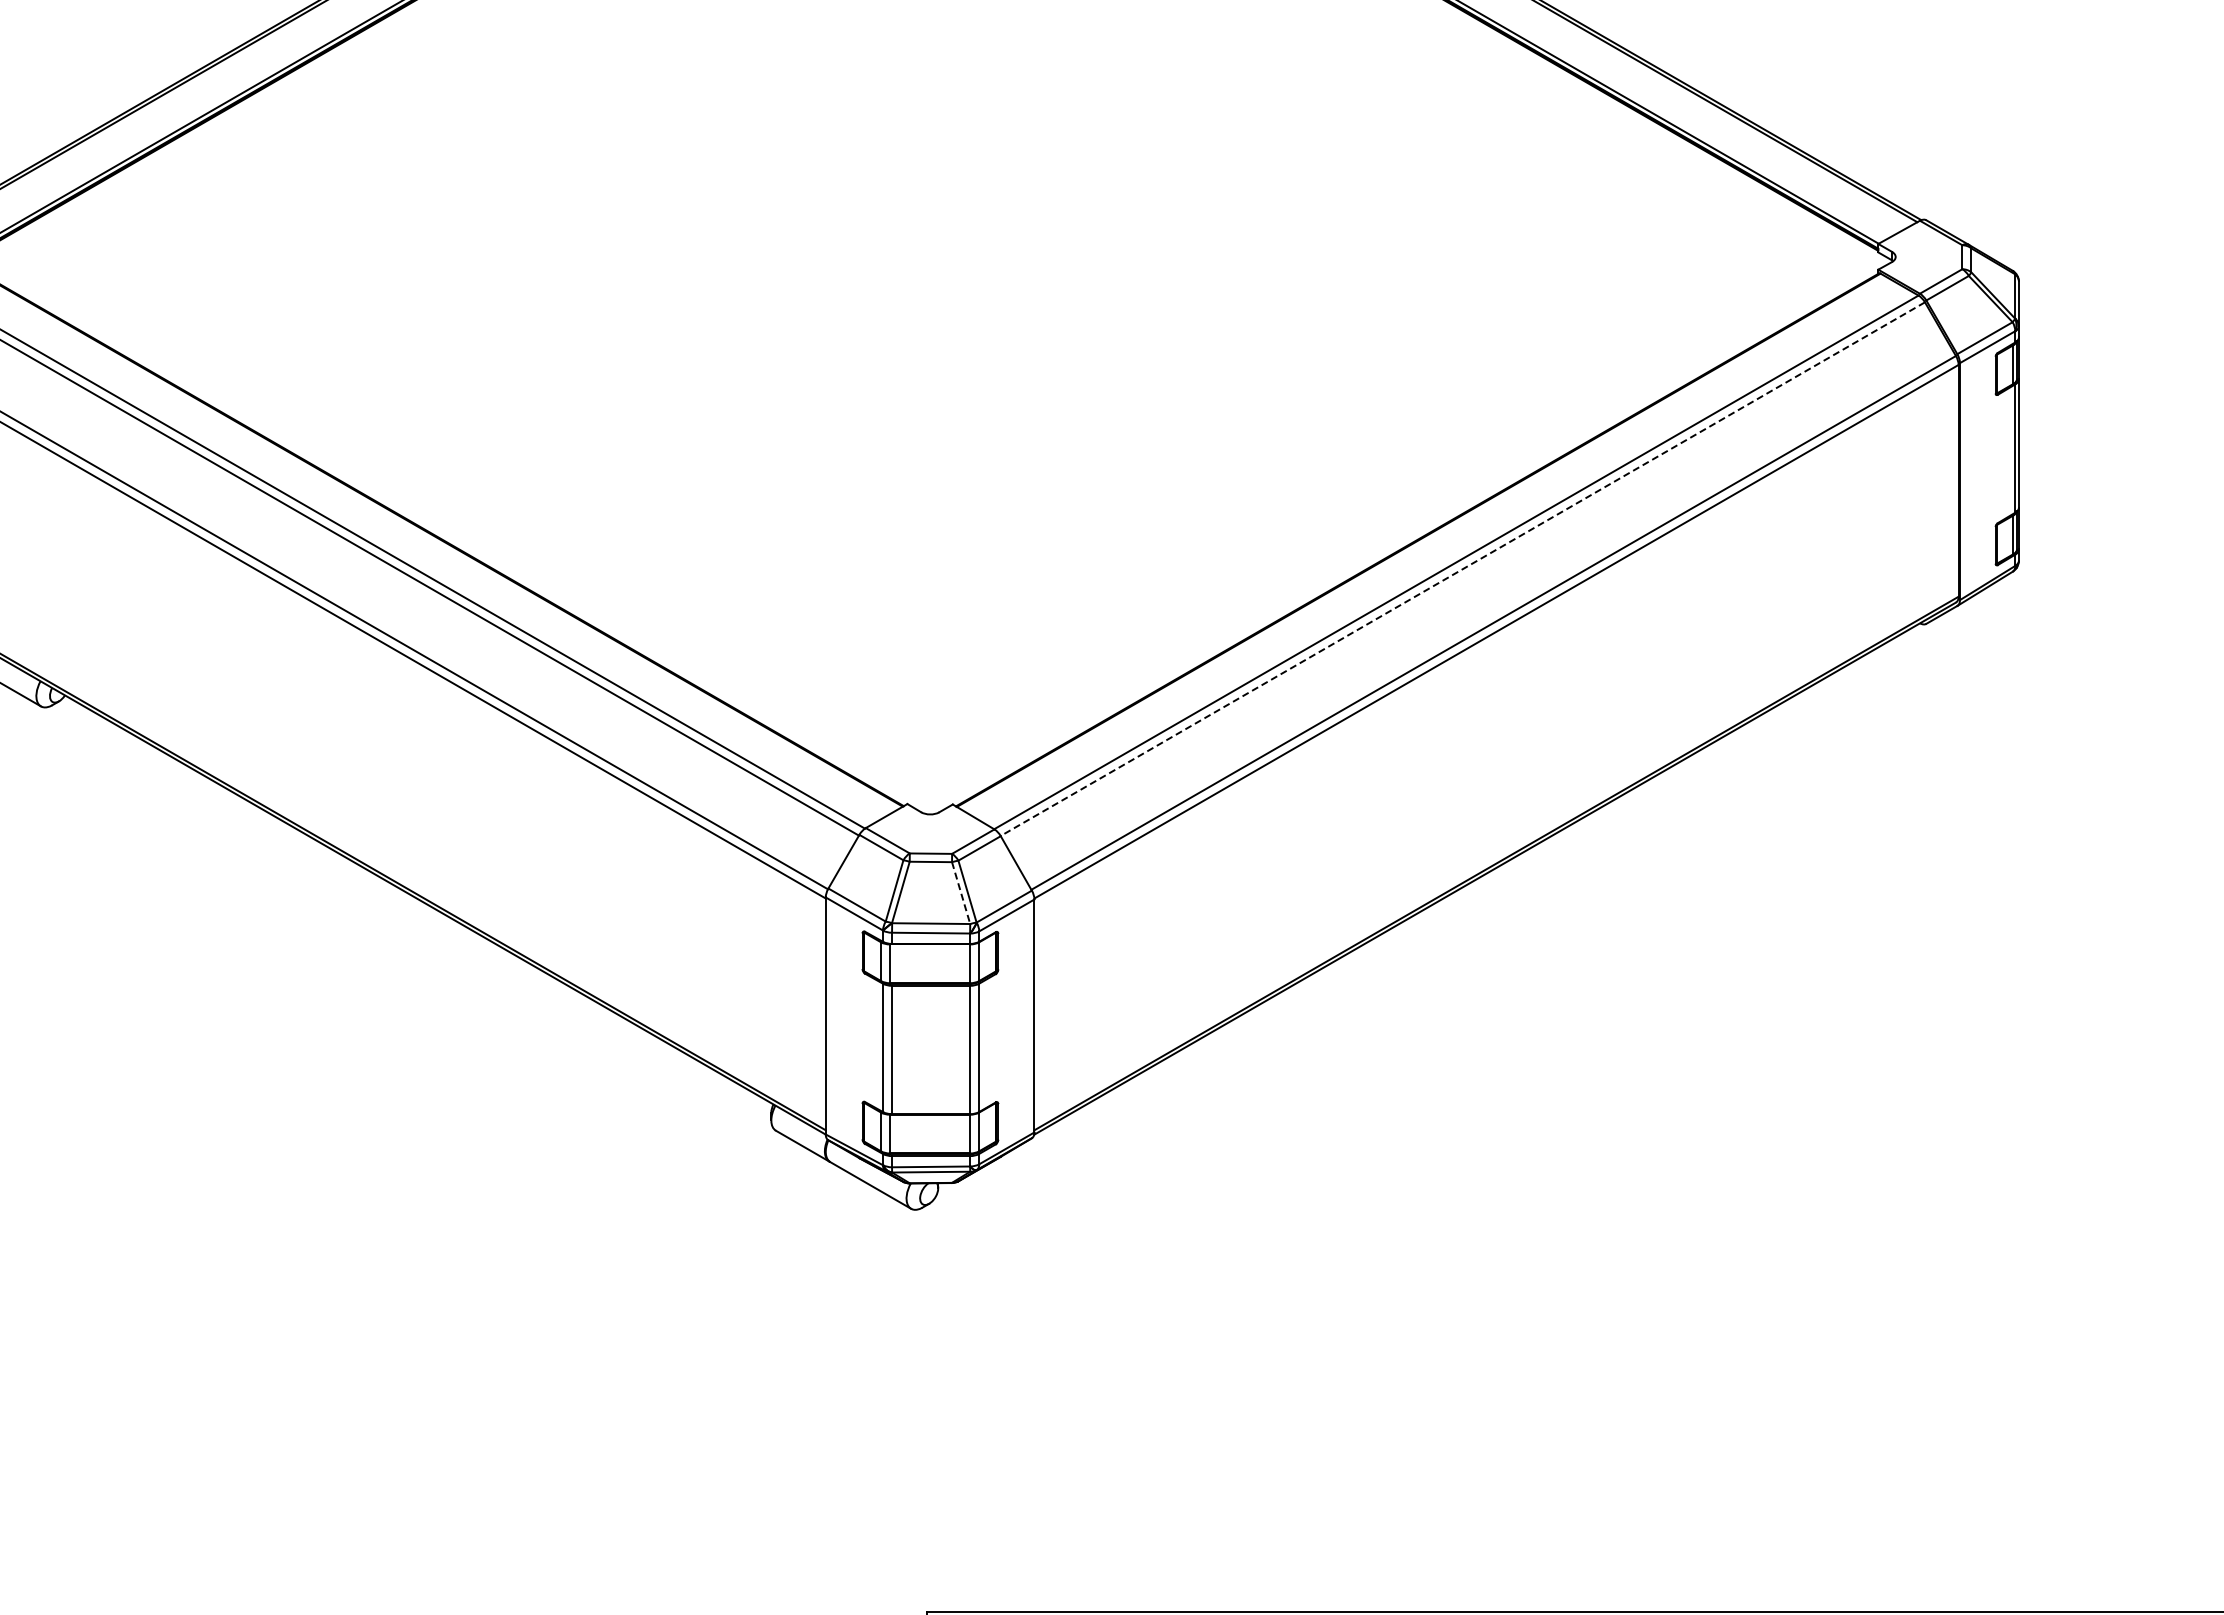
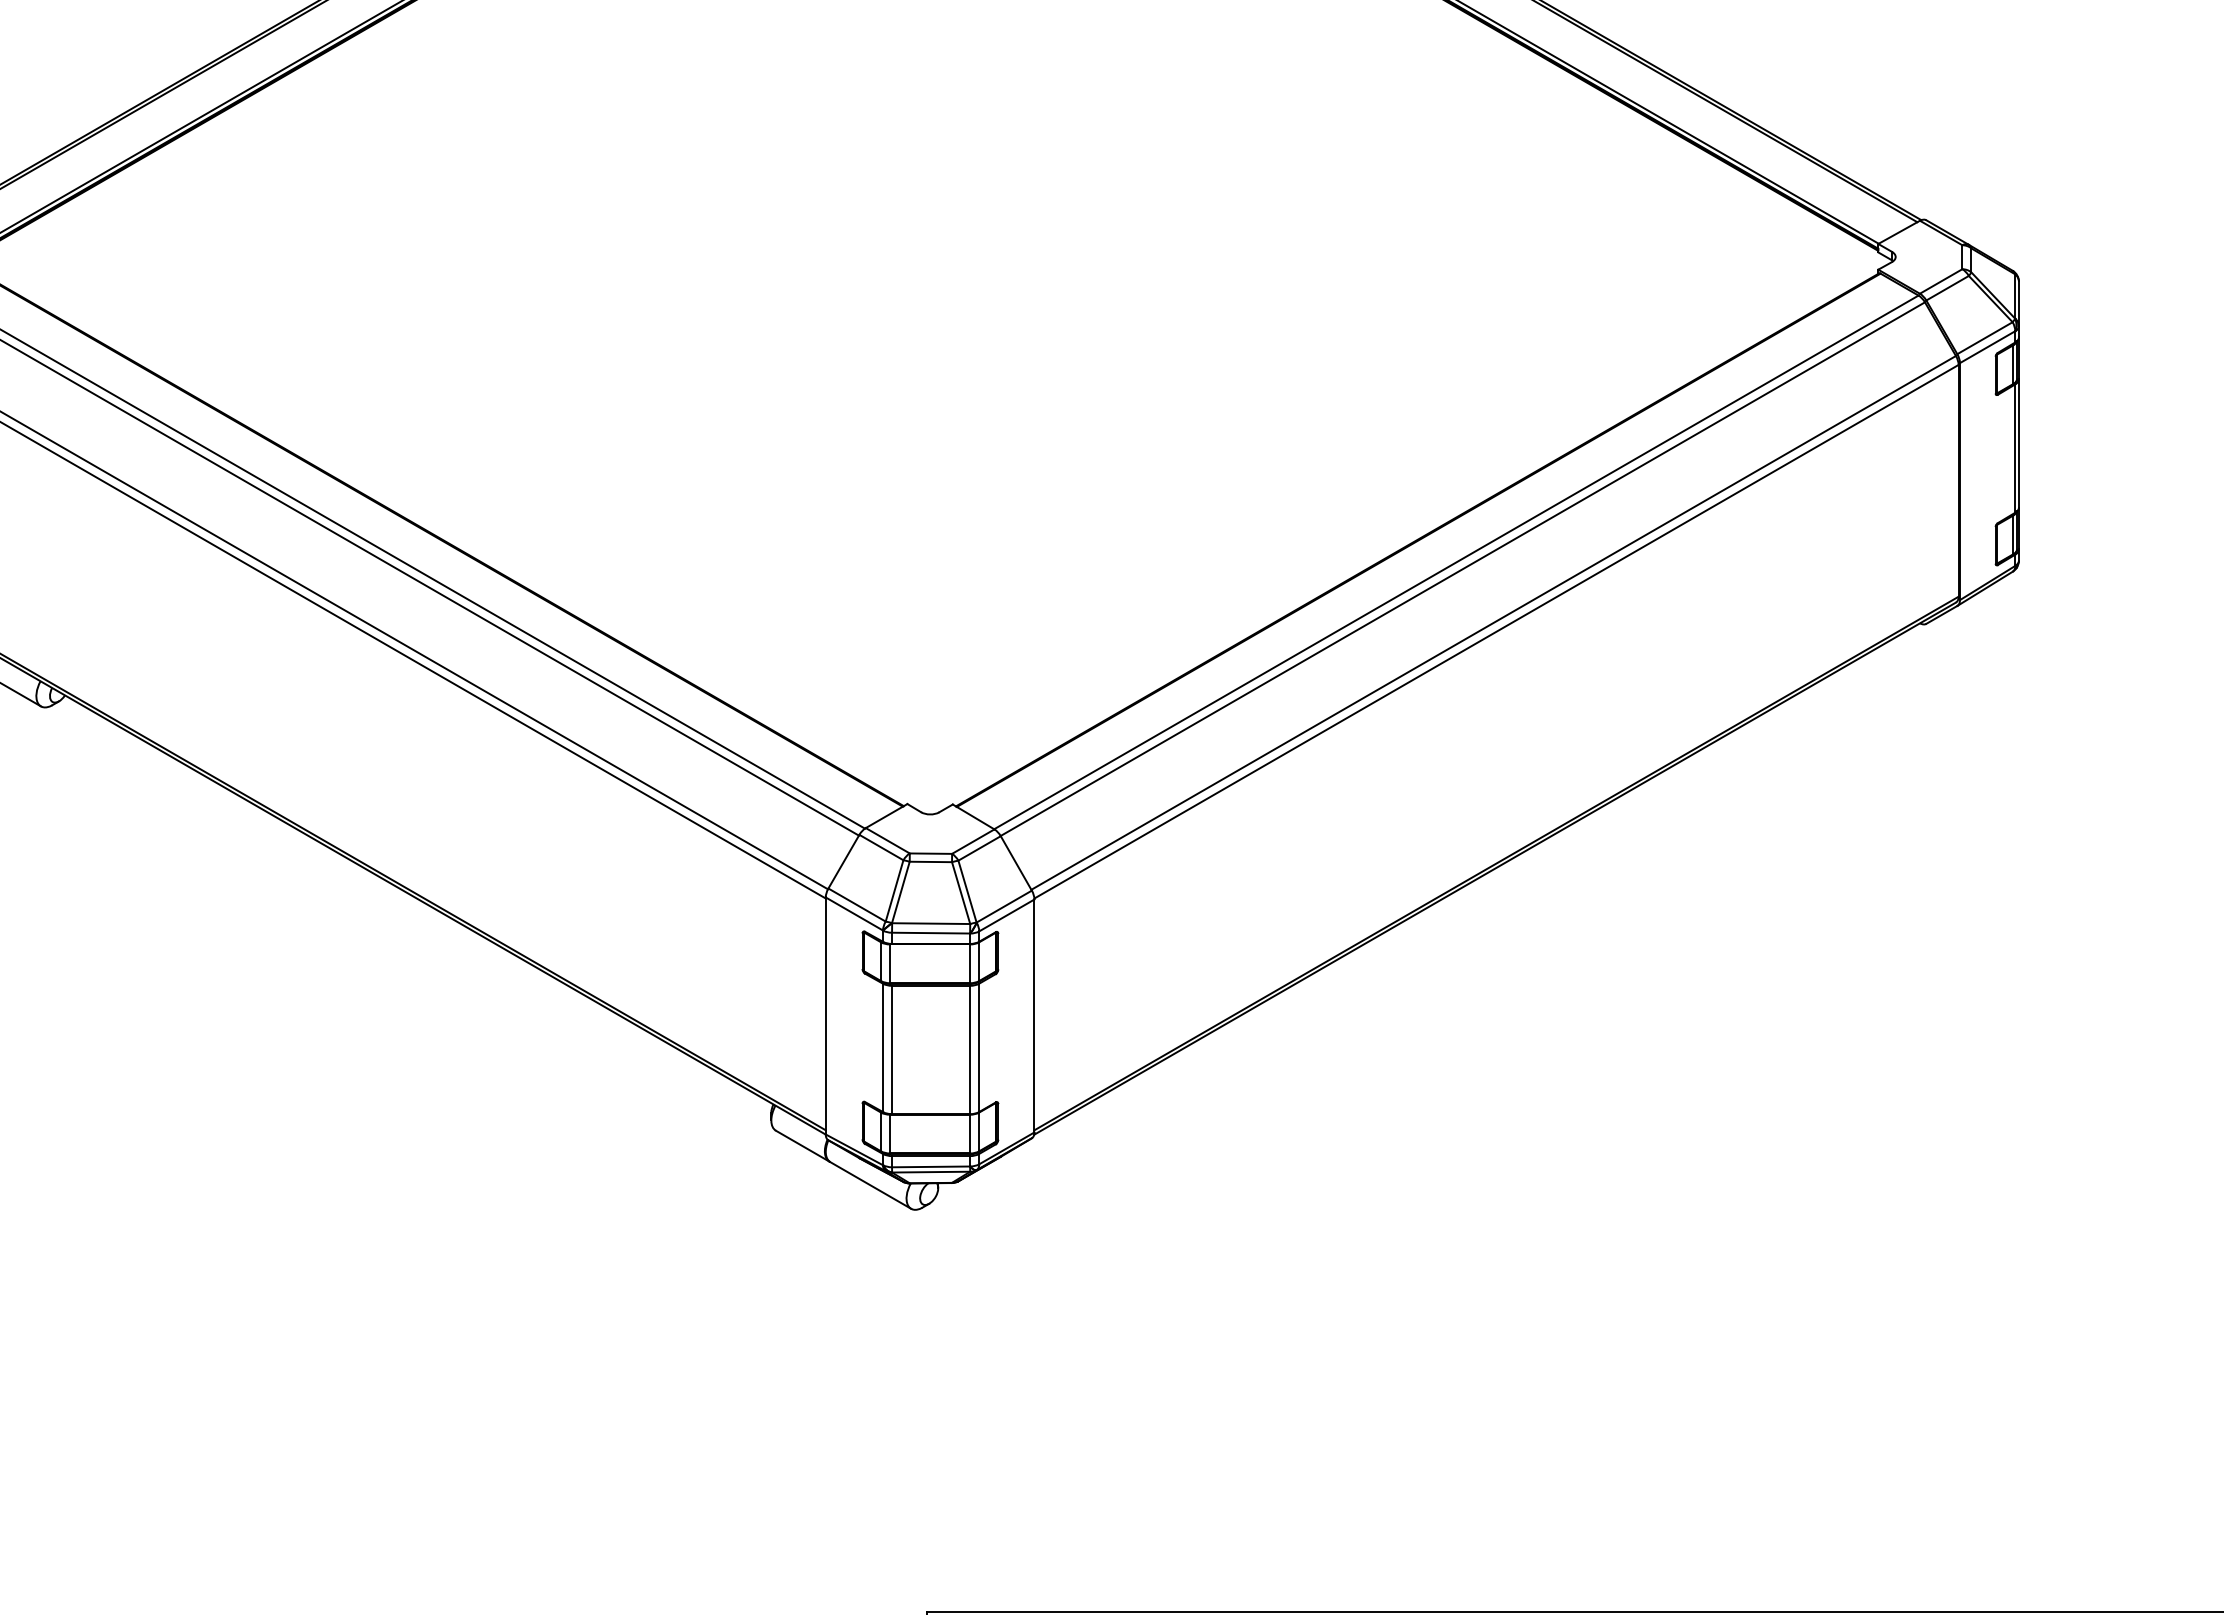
line: dashed -> solid (1462, 569)
line: dashed -> solid (961, 893)
